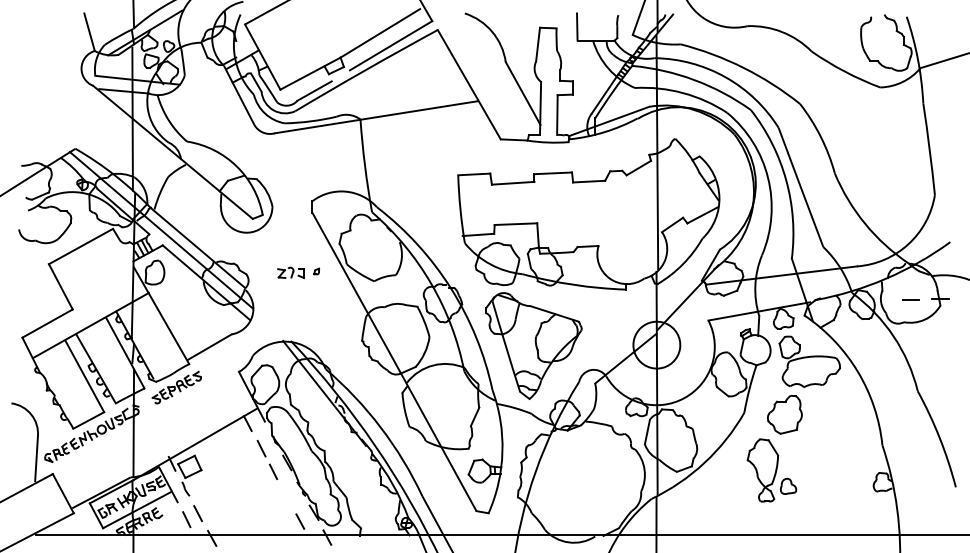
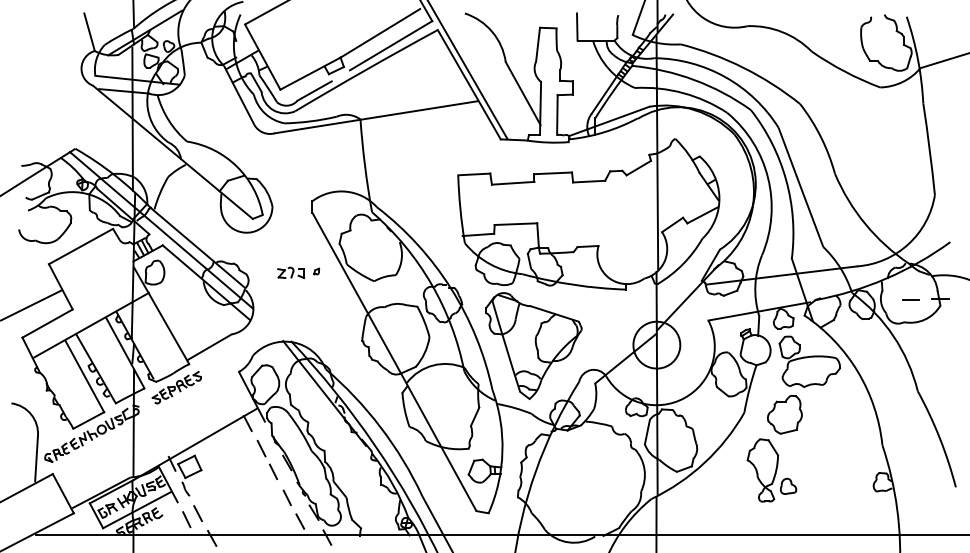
line: none -> present (467, 70)
line: none -> present (32, 304)
line: none -> present (286, 497)
